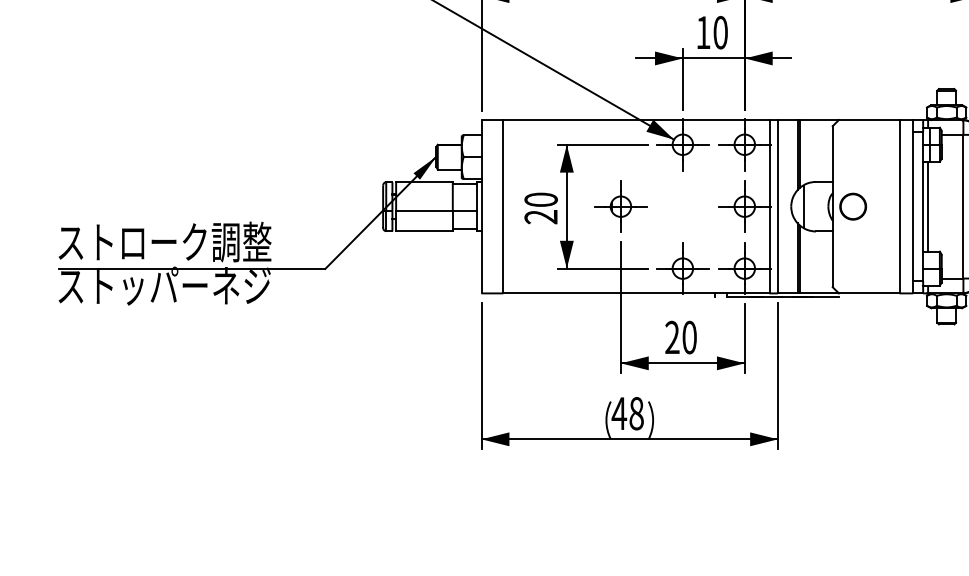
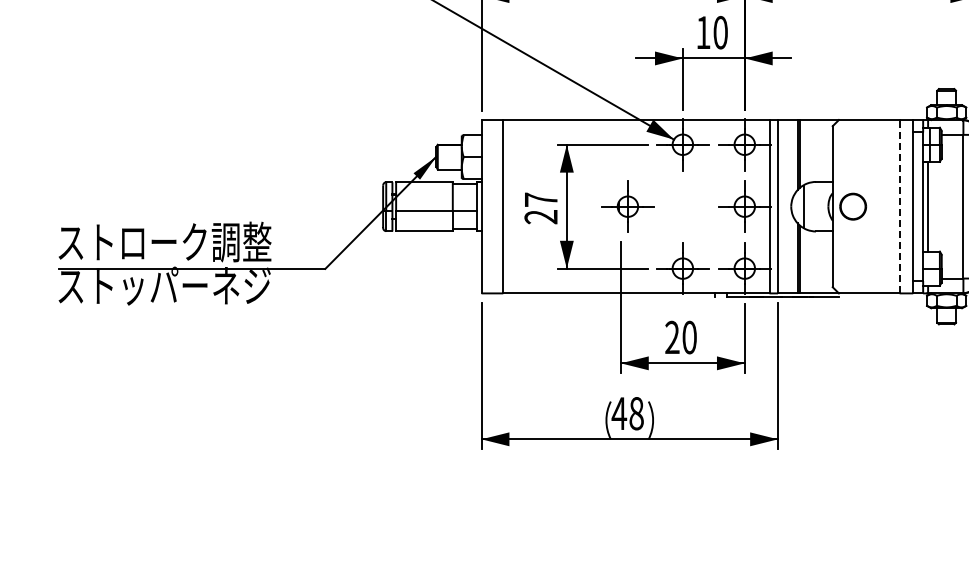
text: 20 -> 27 (540, 199)
part position: (620, 206) -> (627, 206) (627, 206)
line: solid -> dashed (899, 206)
